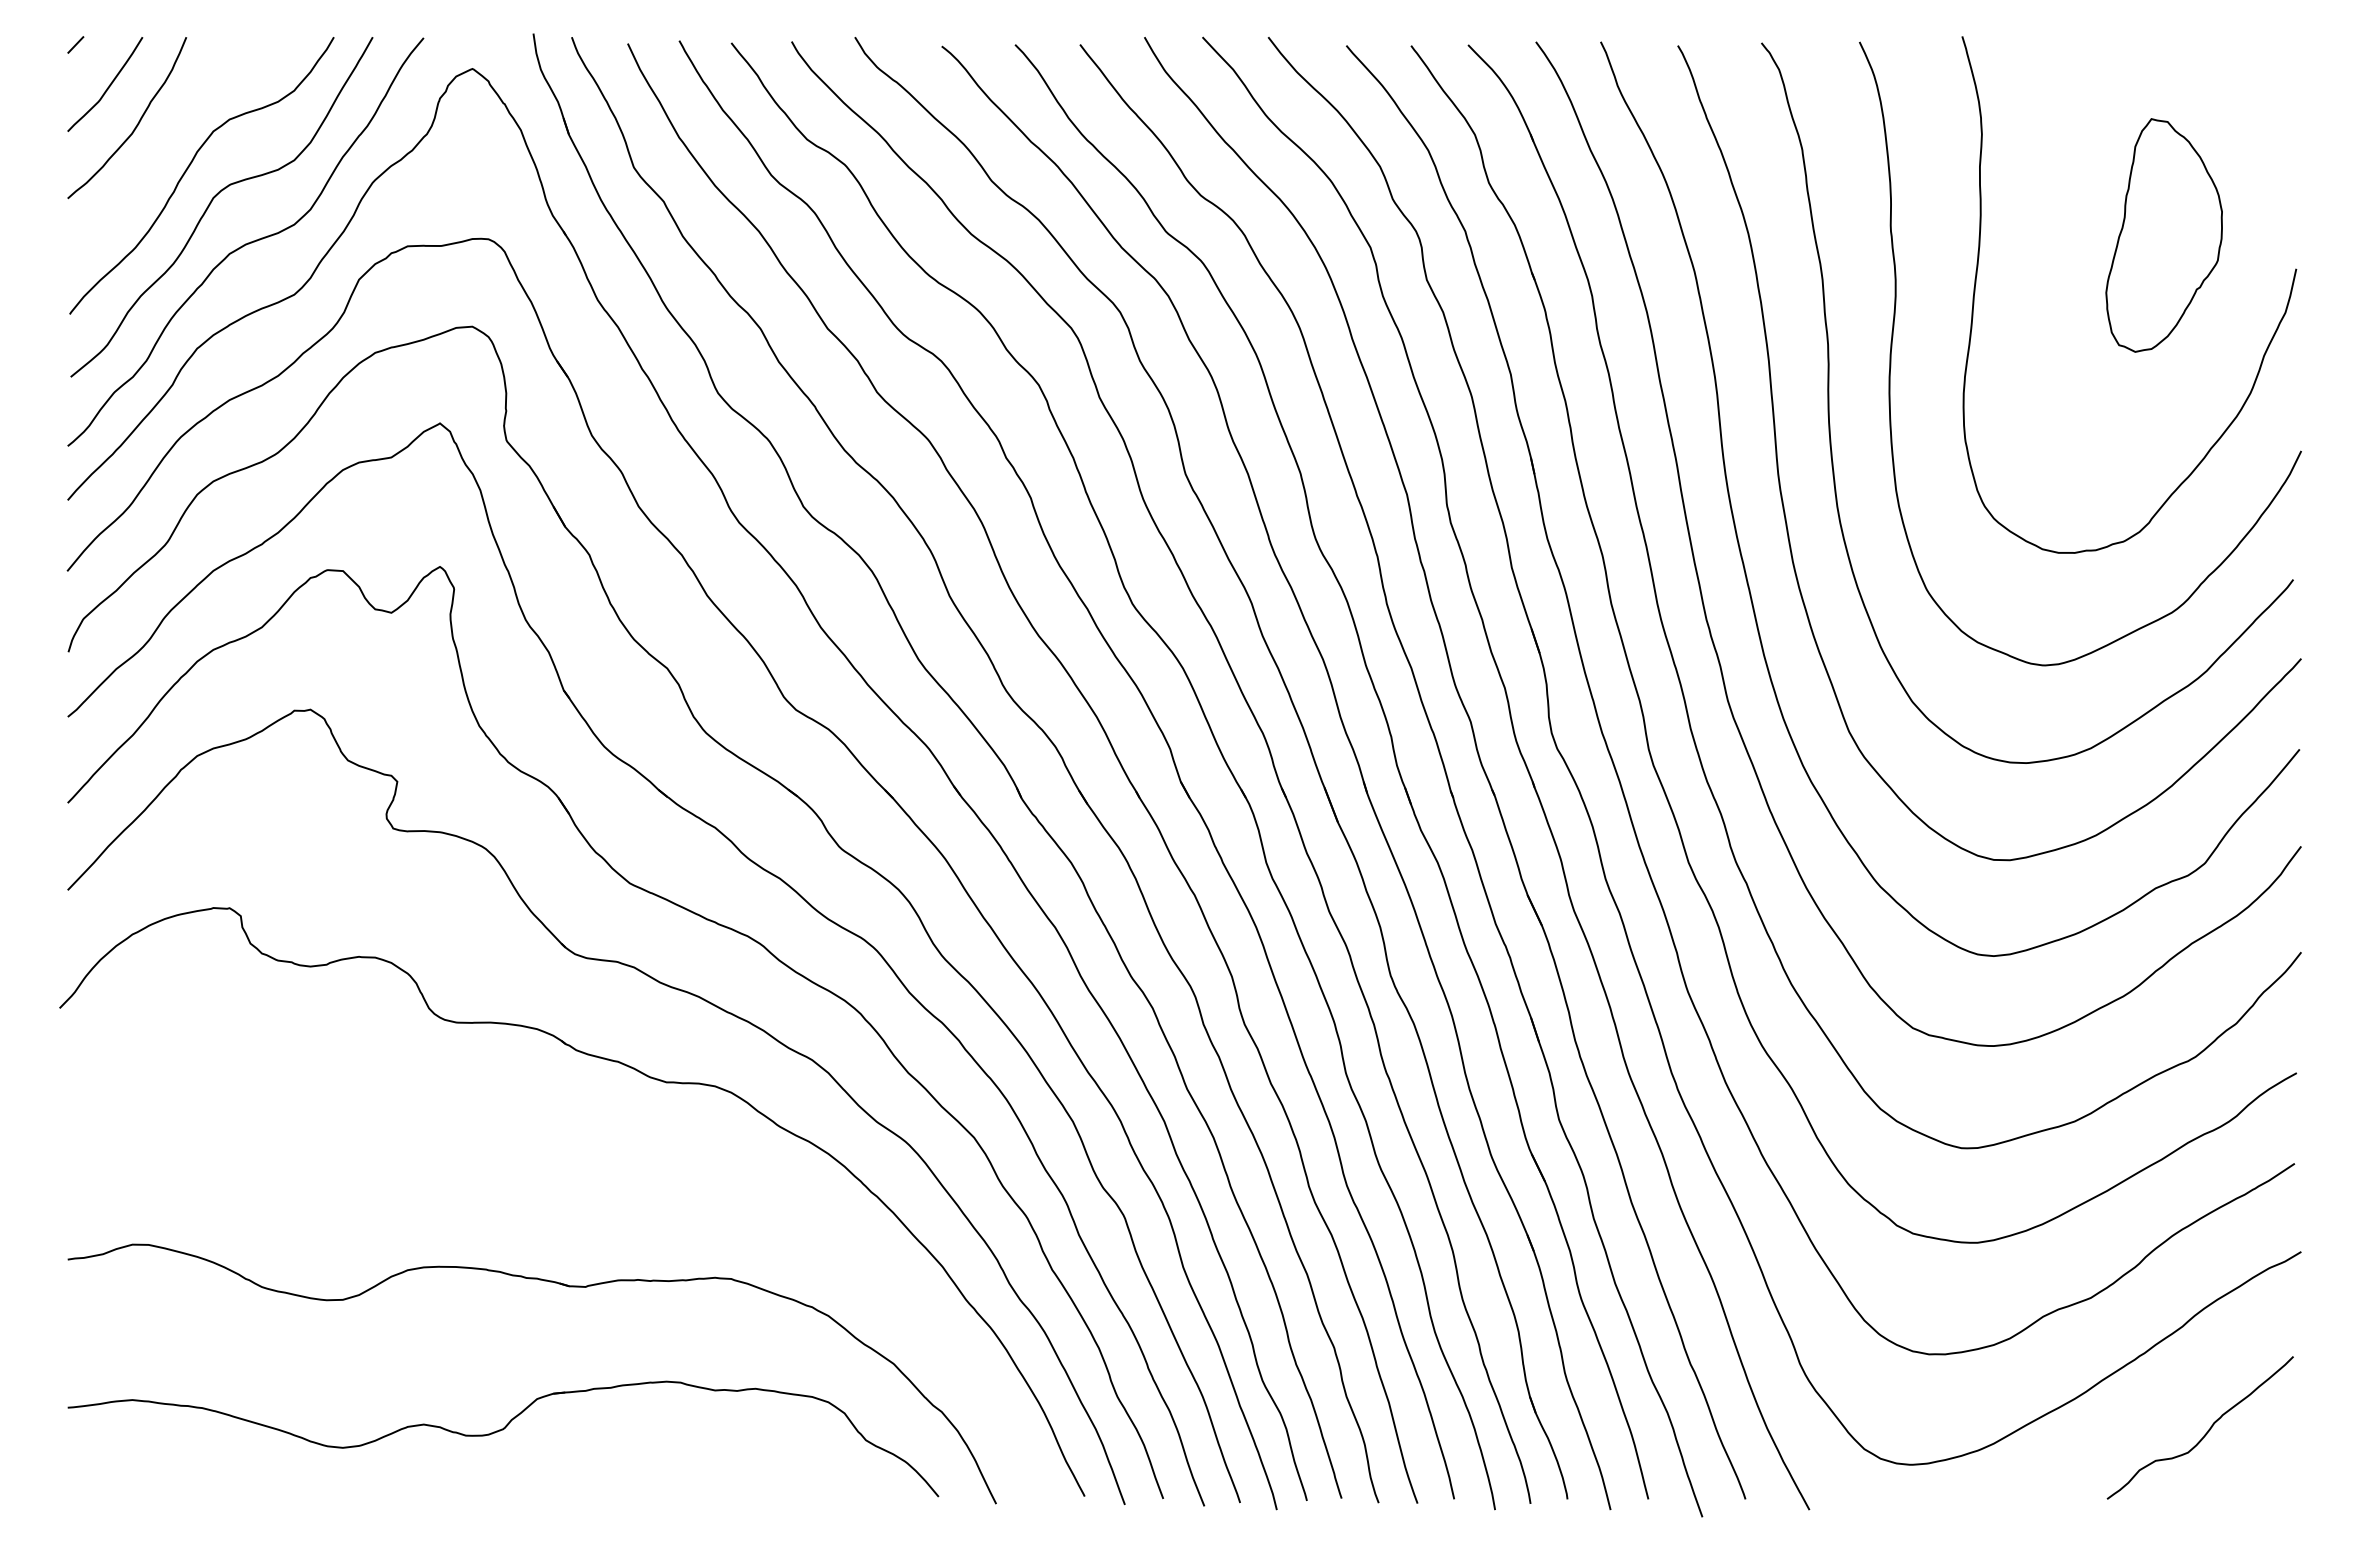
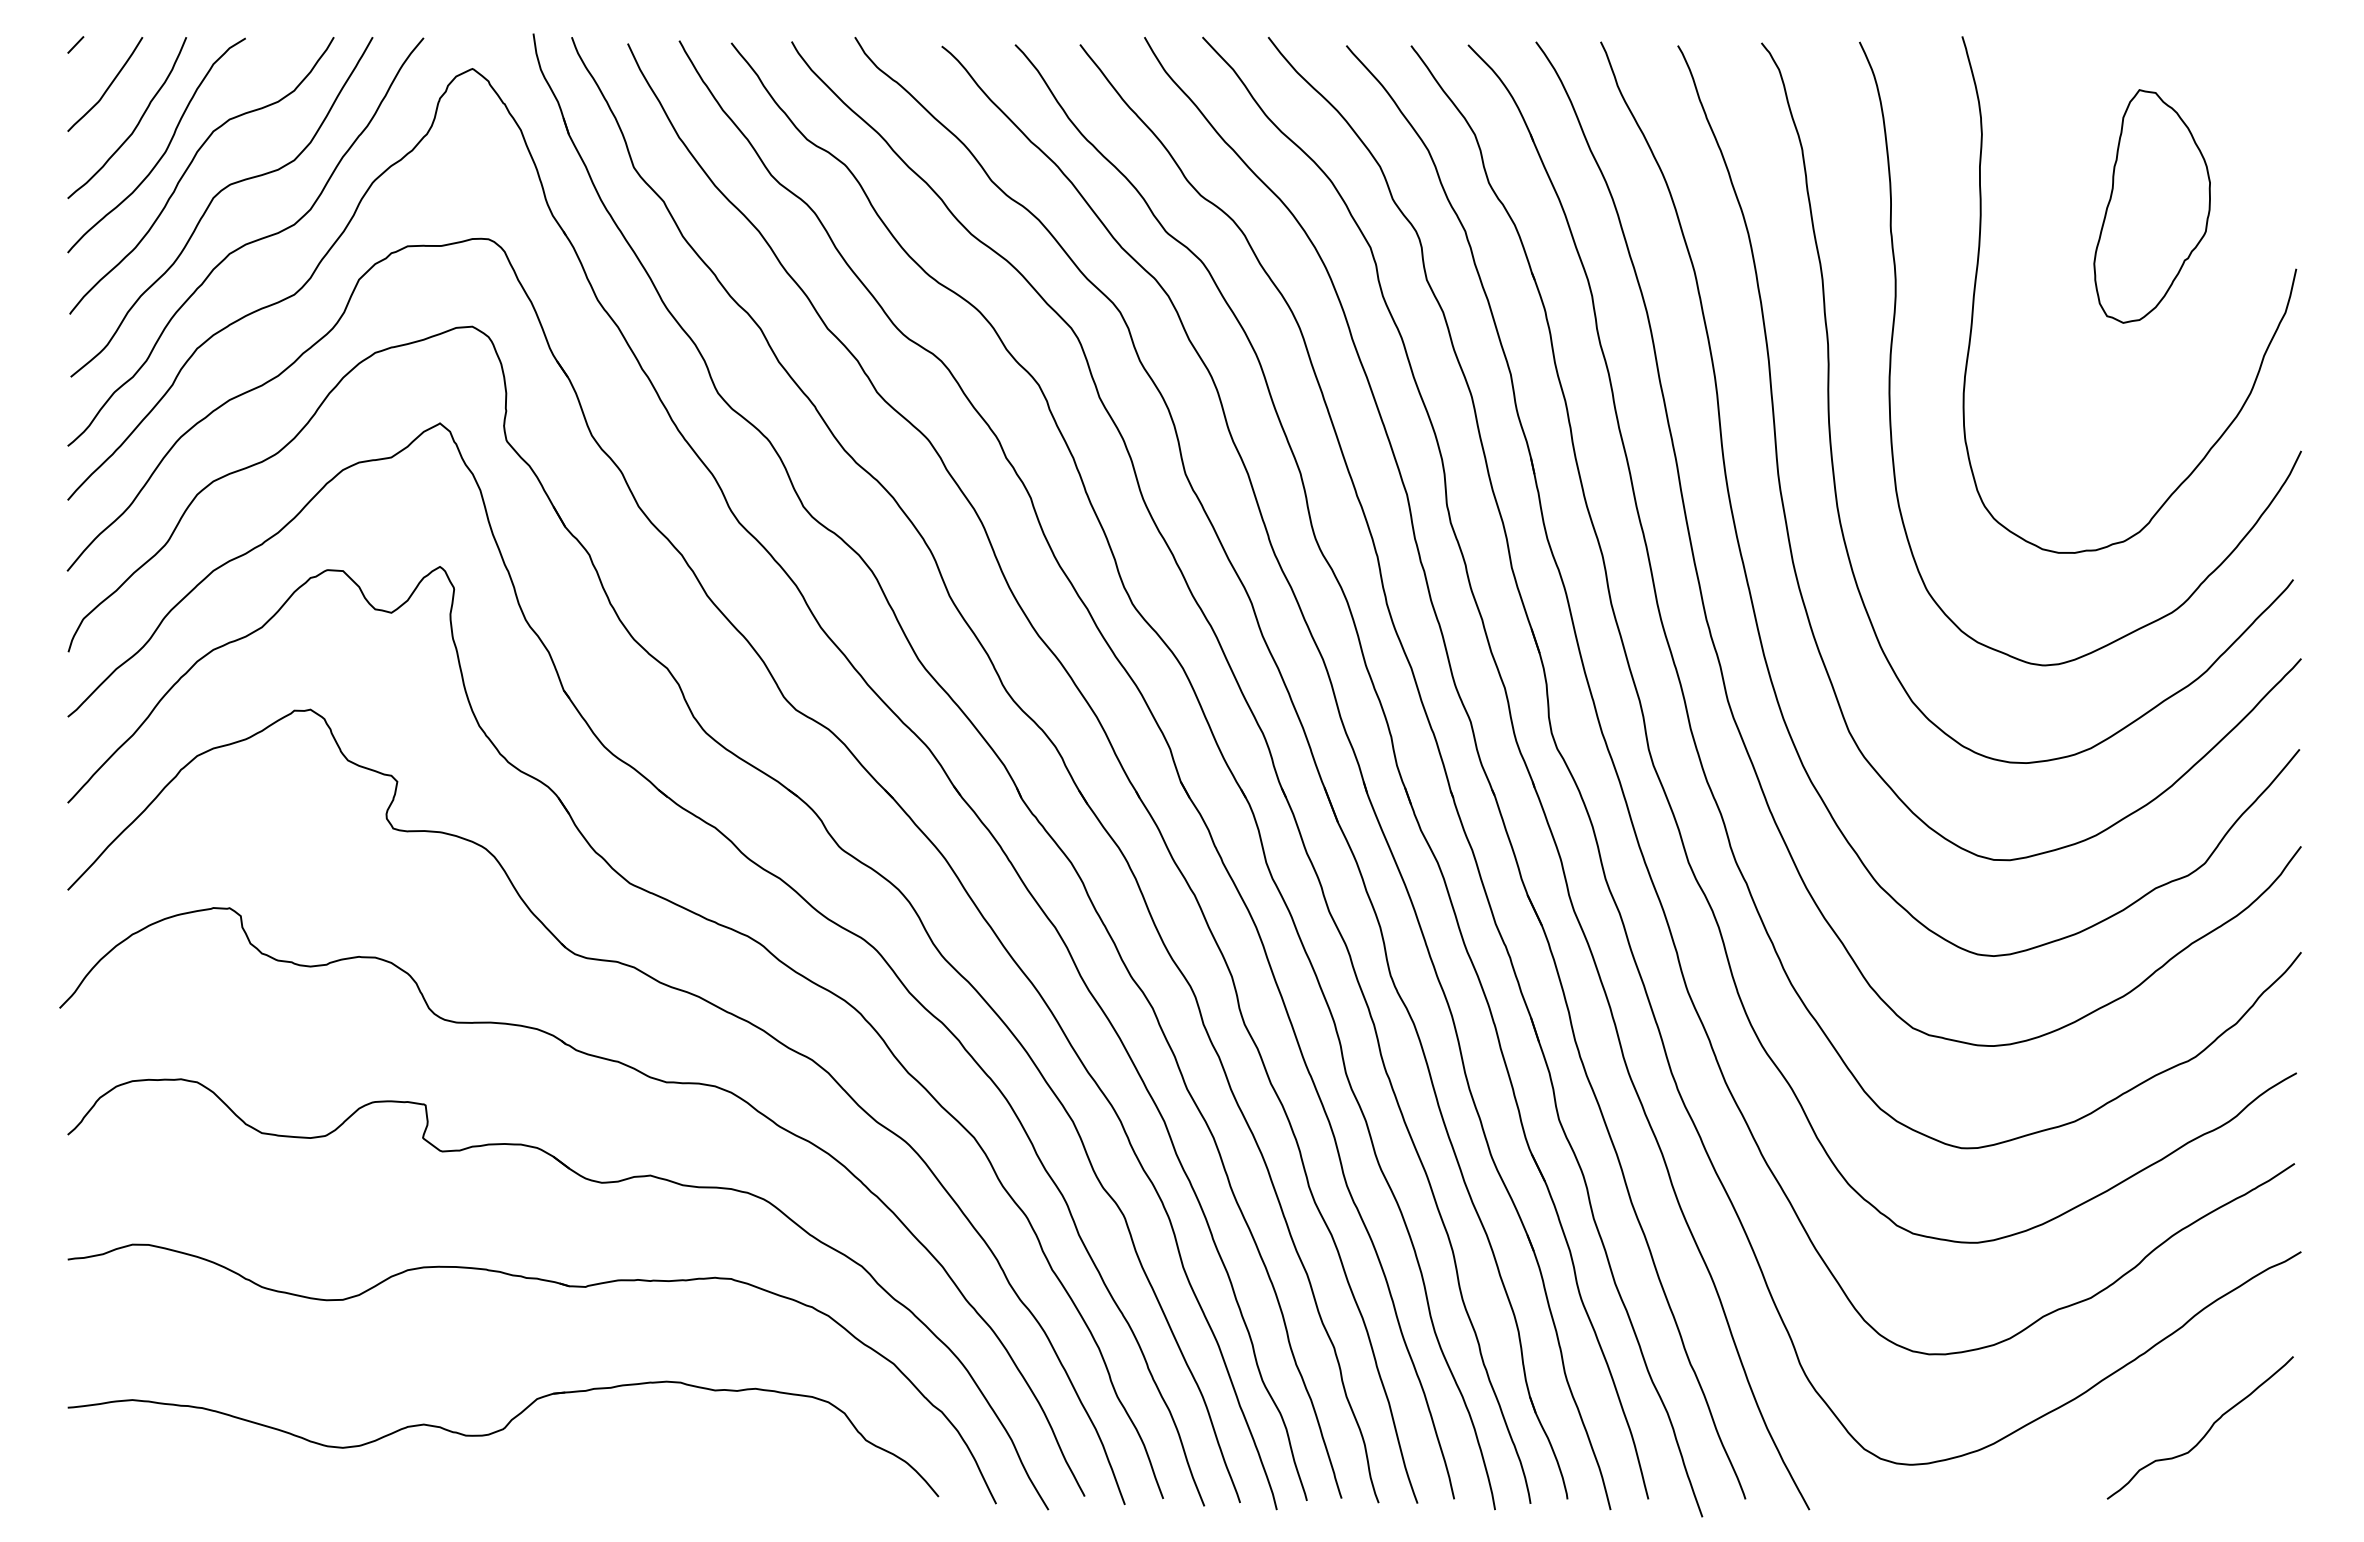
curve: none -> present (165, 149)
part position: (2163, 235) -> (2151, 206) (2151, 206)
part: none -> present (590, 1181)
